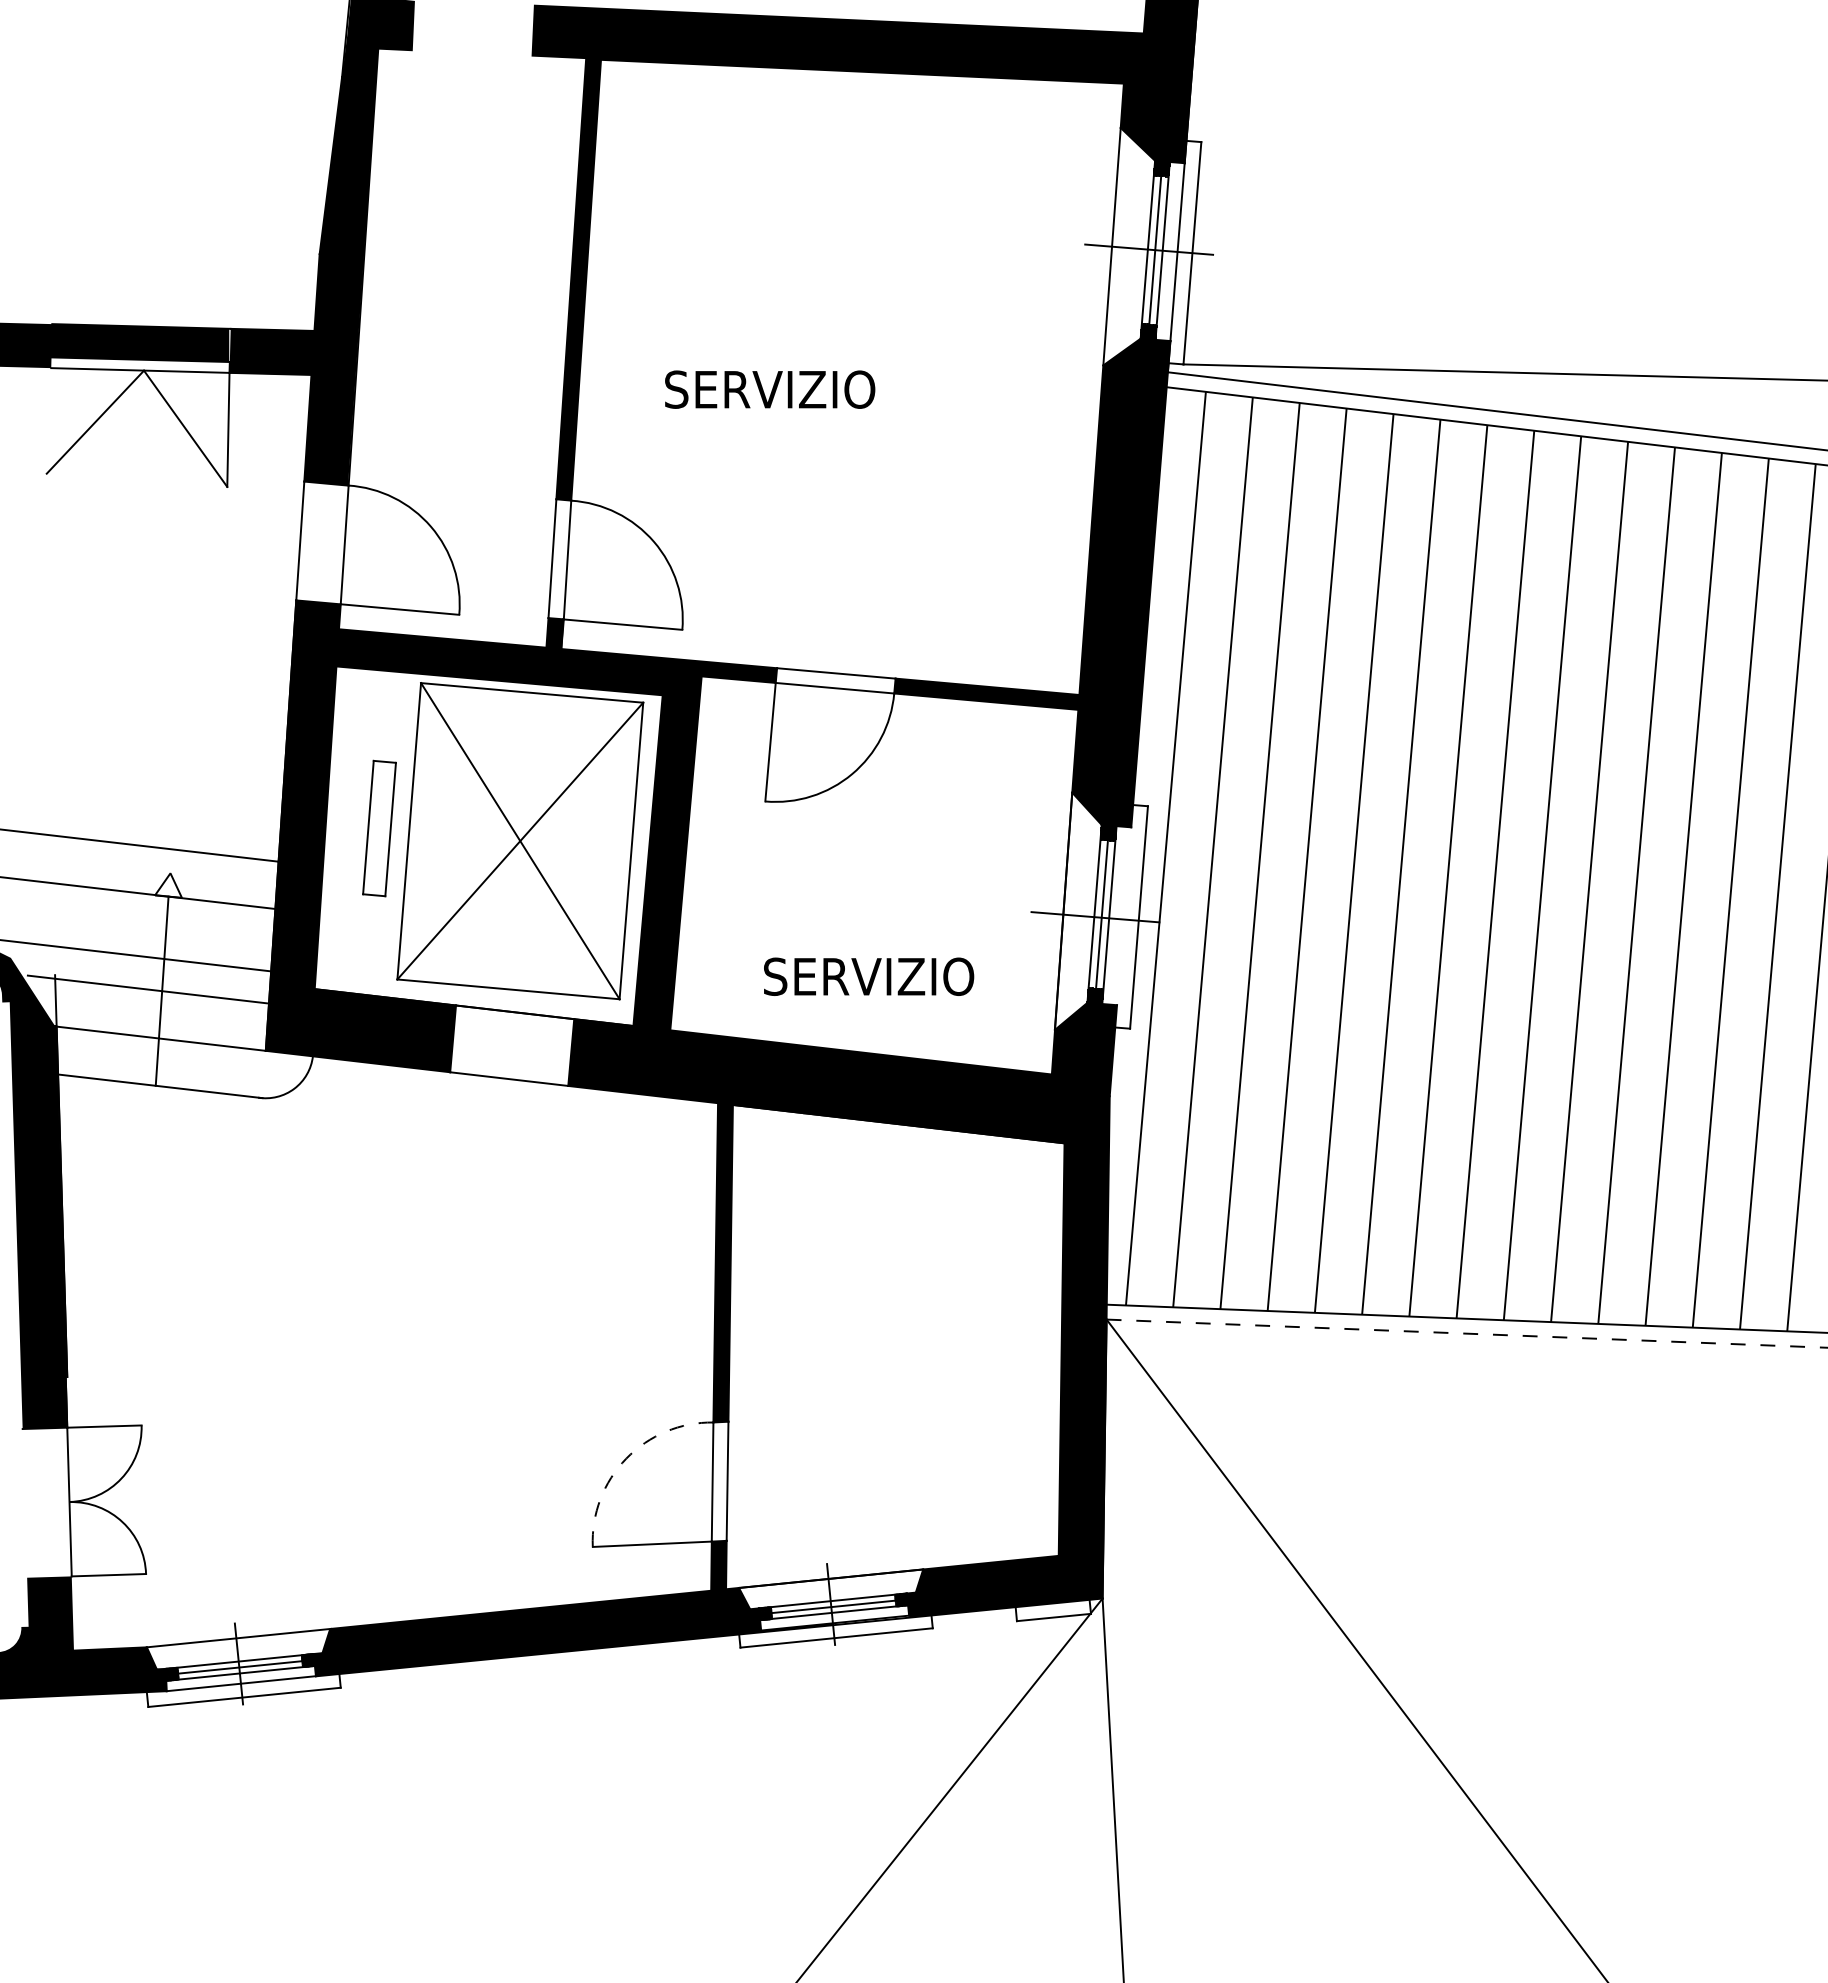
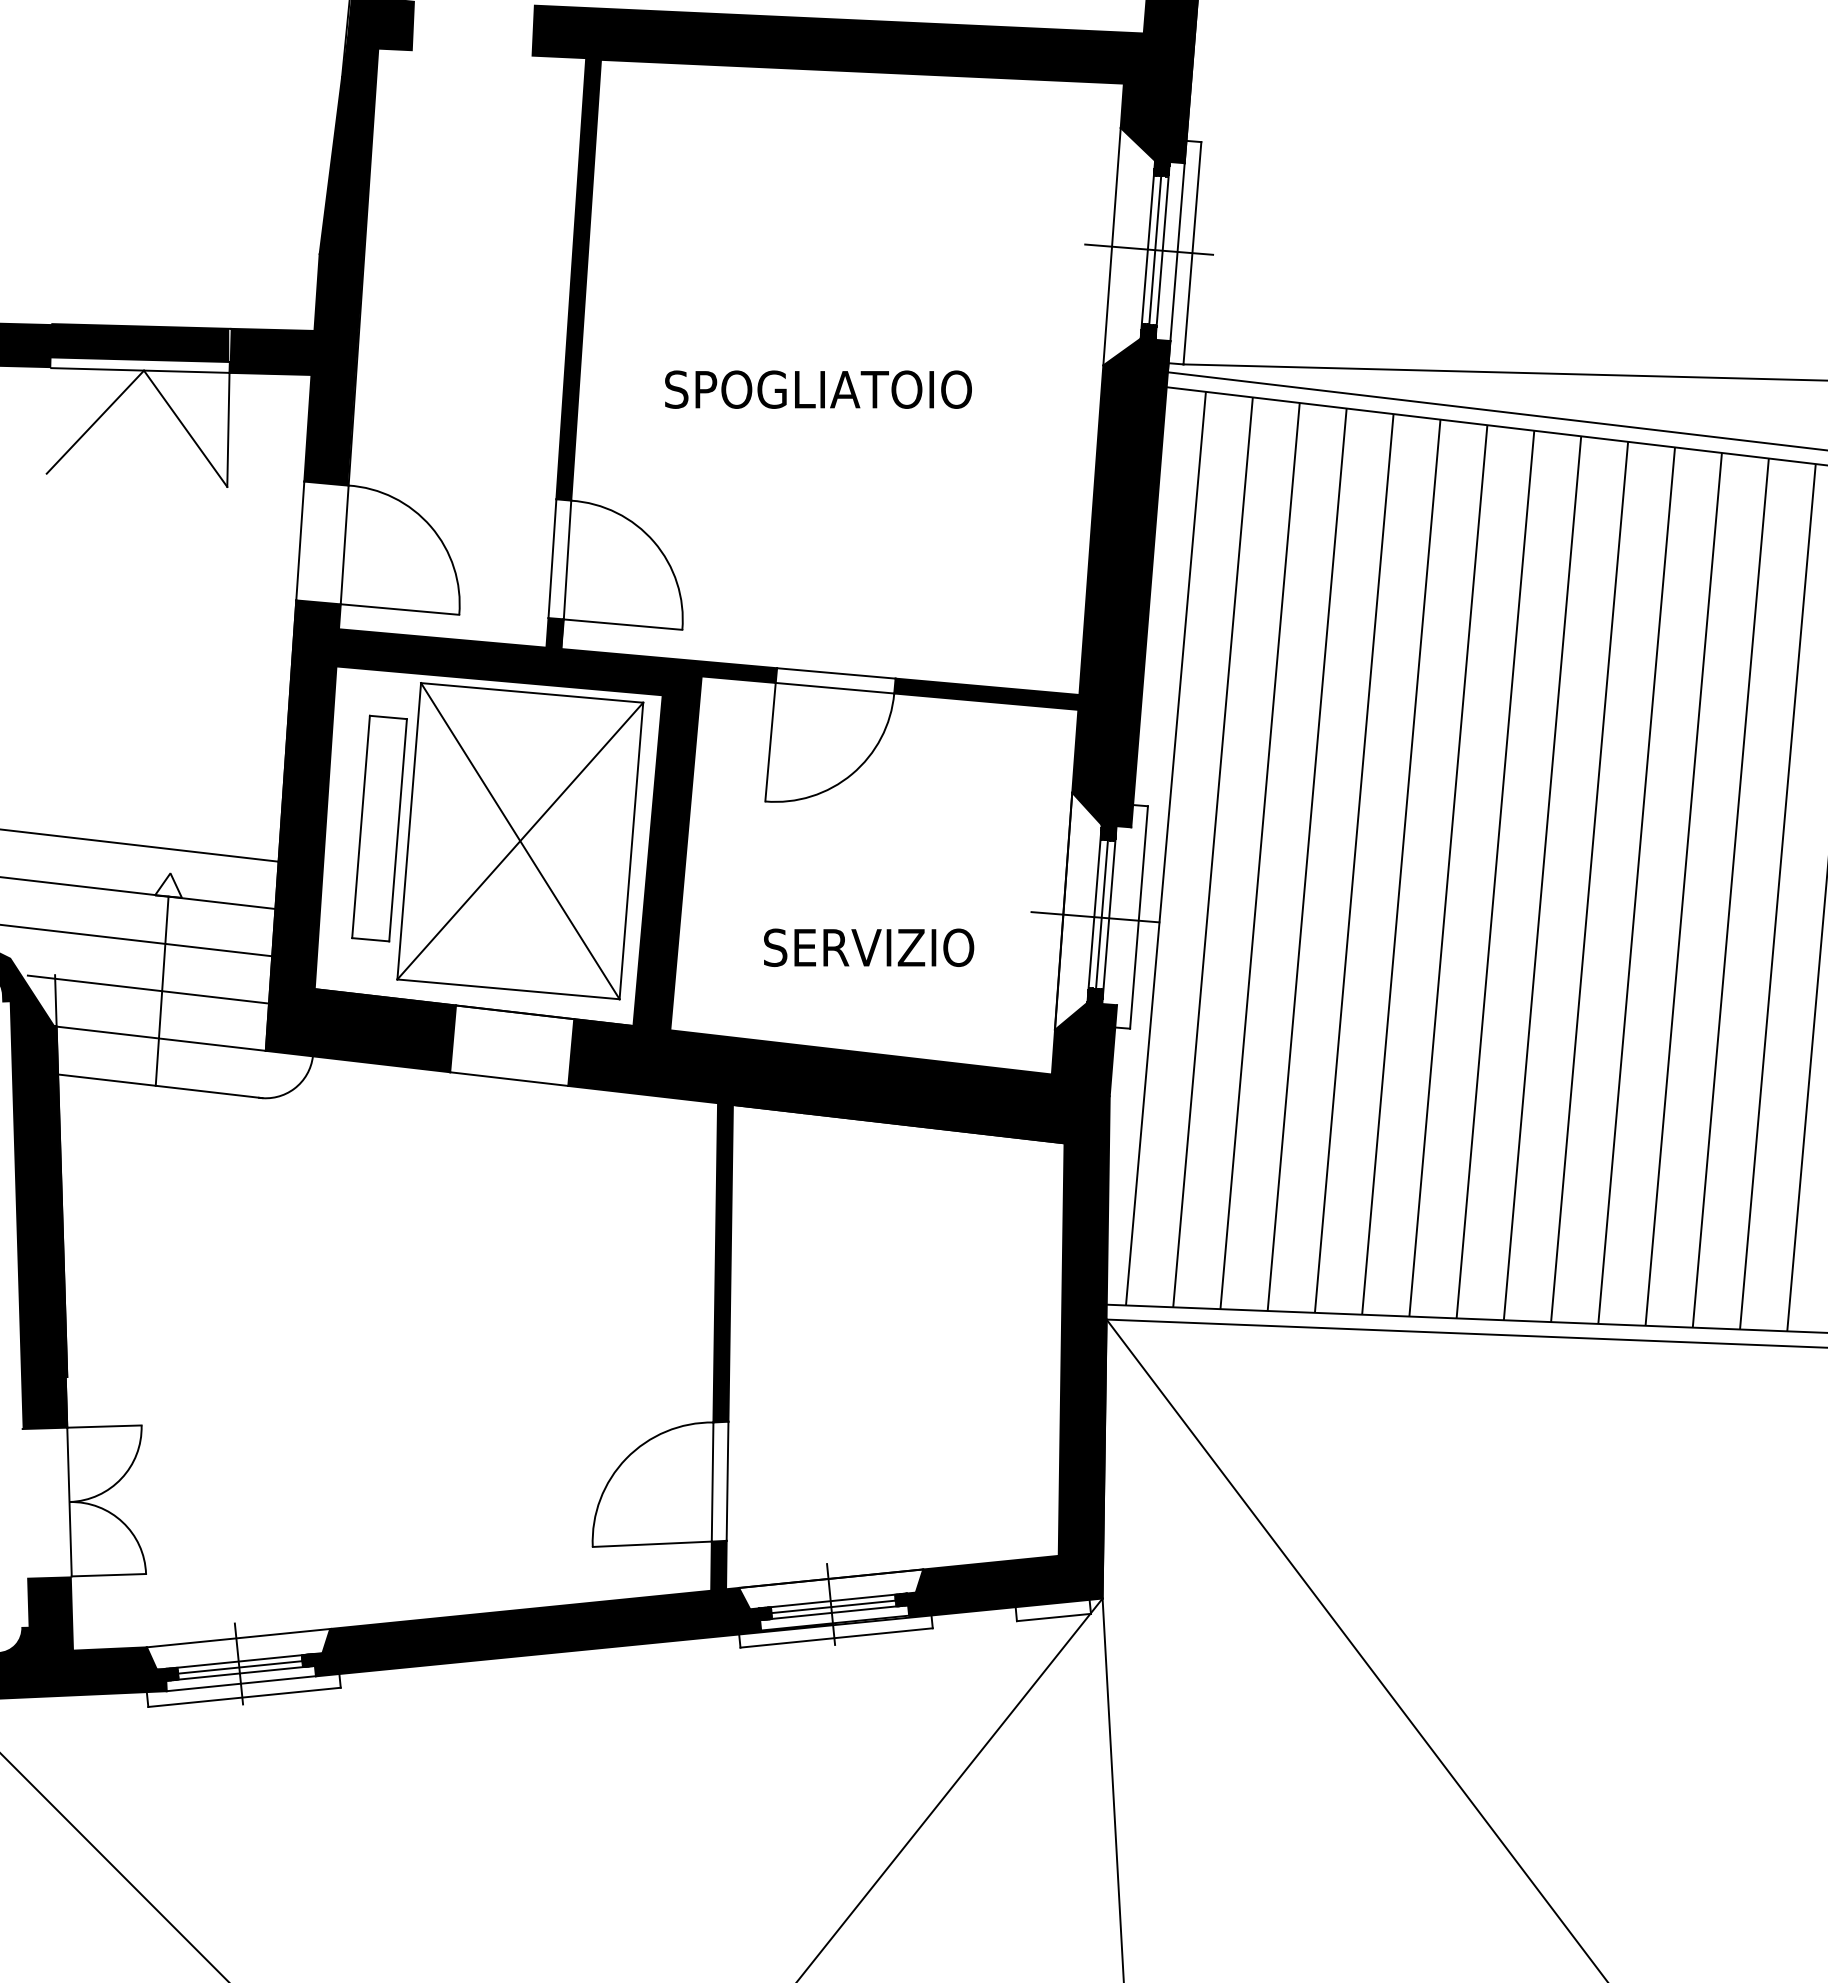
text: SERVIZIO -> SPOGLIATOIO (835, 389)
part size: 35x139 px -> 57x229 px (379, 828)
line position: (136, 955) -> (137, 940) (137, 940)
text position: (869, 976) -> (869, 947) (869, 947)
line: dashed -> solid (1467, 1333)
arc: dashed -> solid (626, 1458)
line: none -> present (114, 1866)
